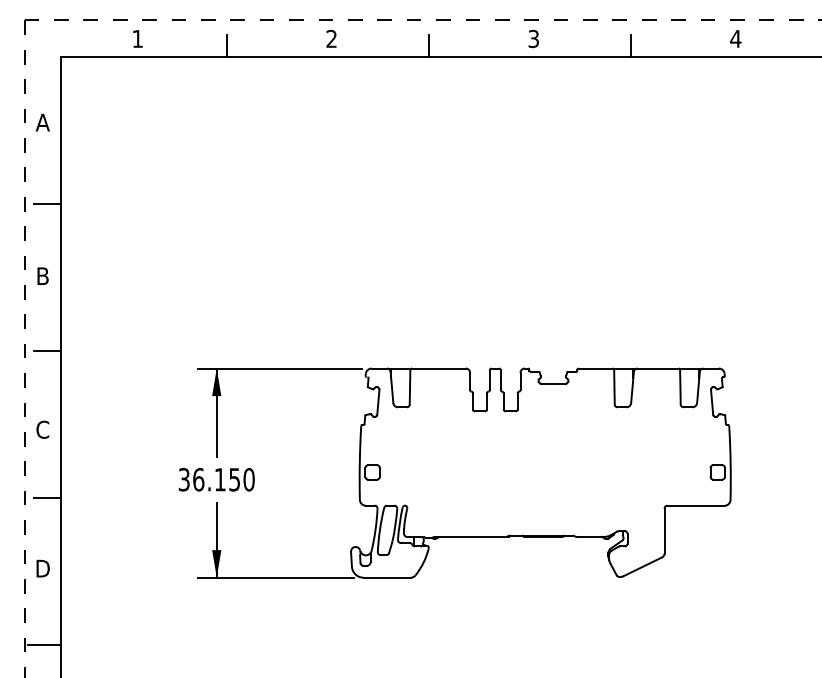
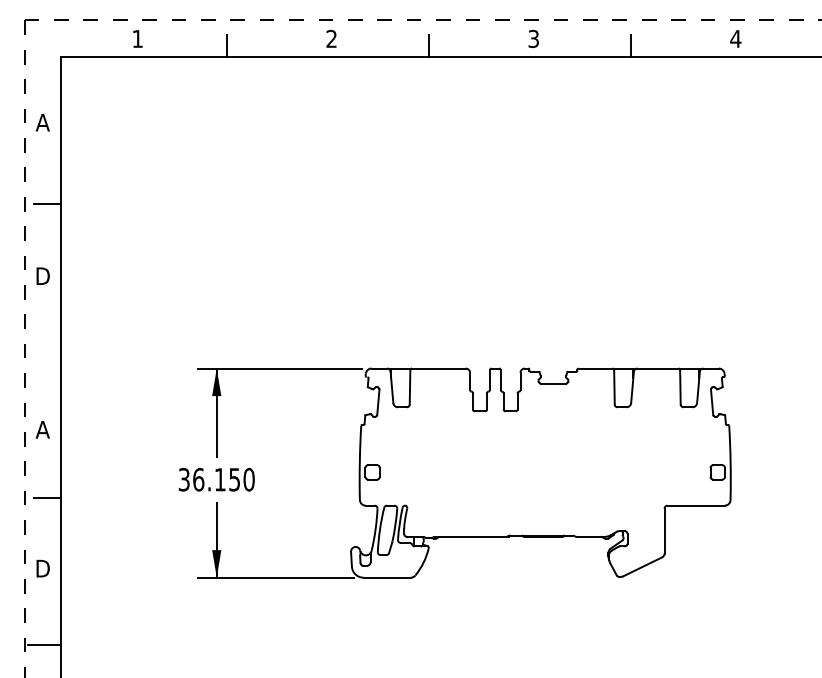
text: B -> D (42, 275)
line: present -> none (47, 351)
text: C -> A (42, 429)
